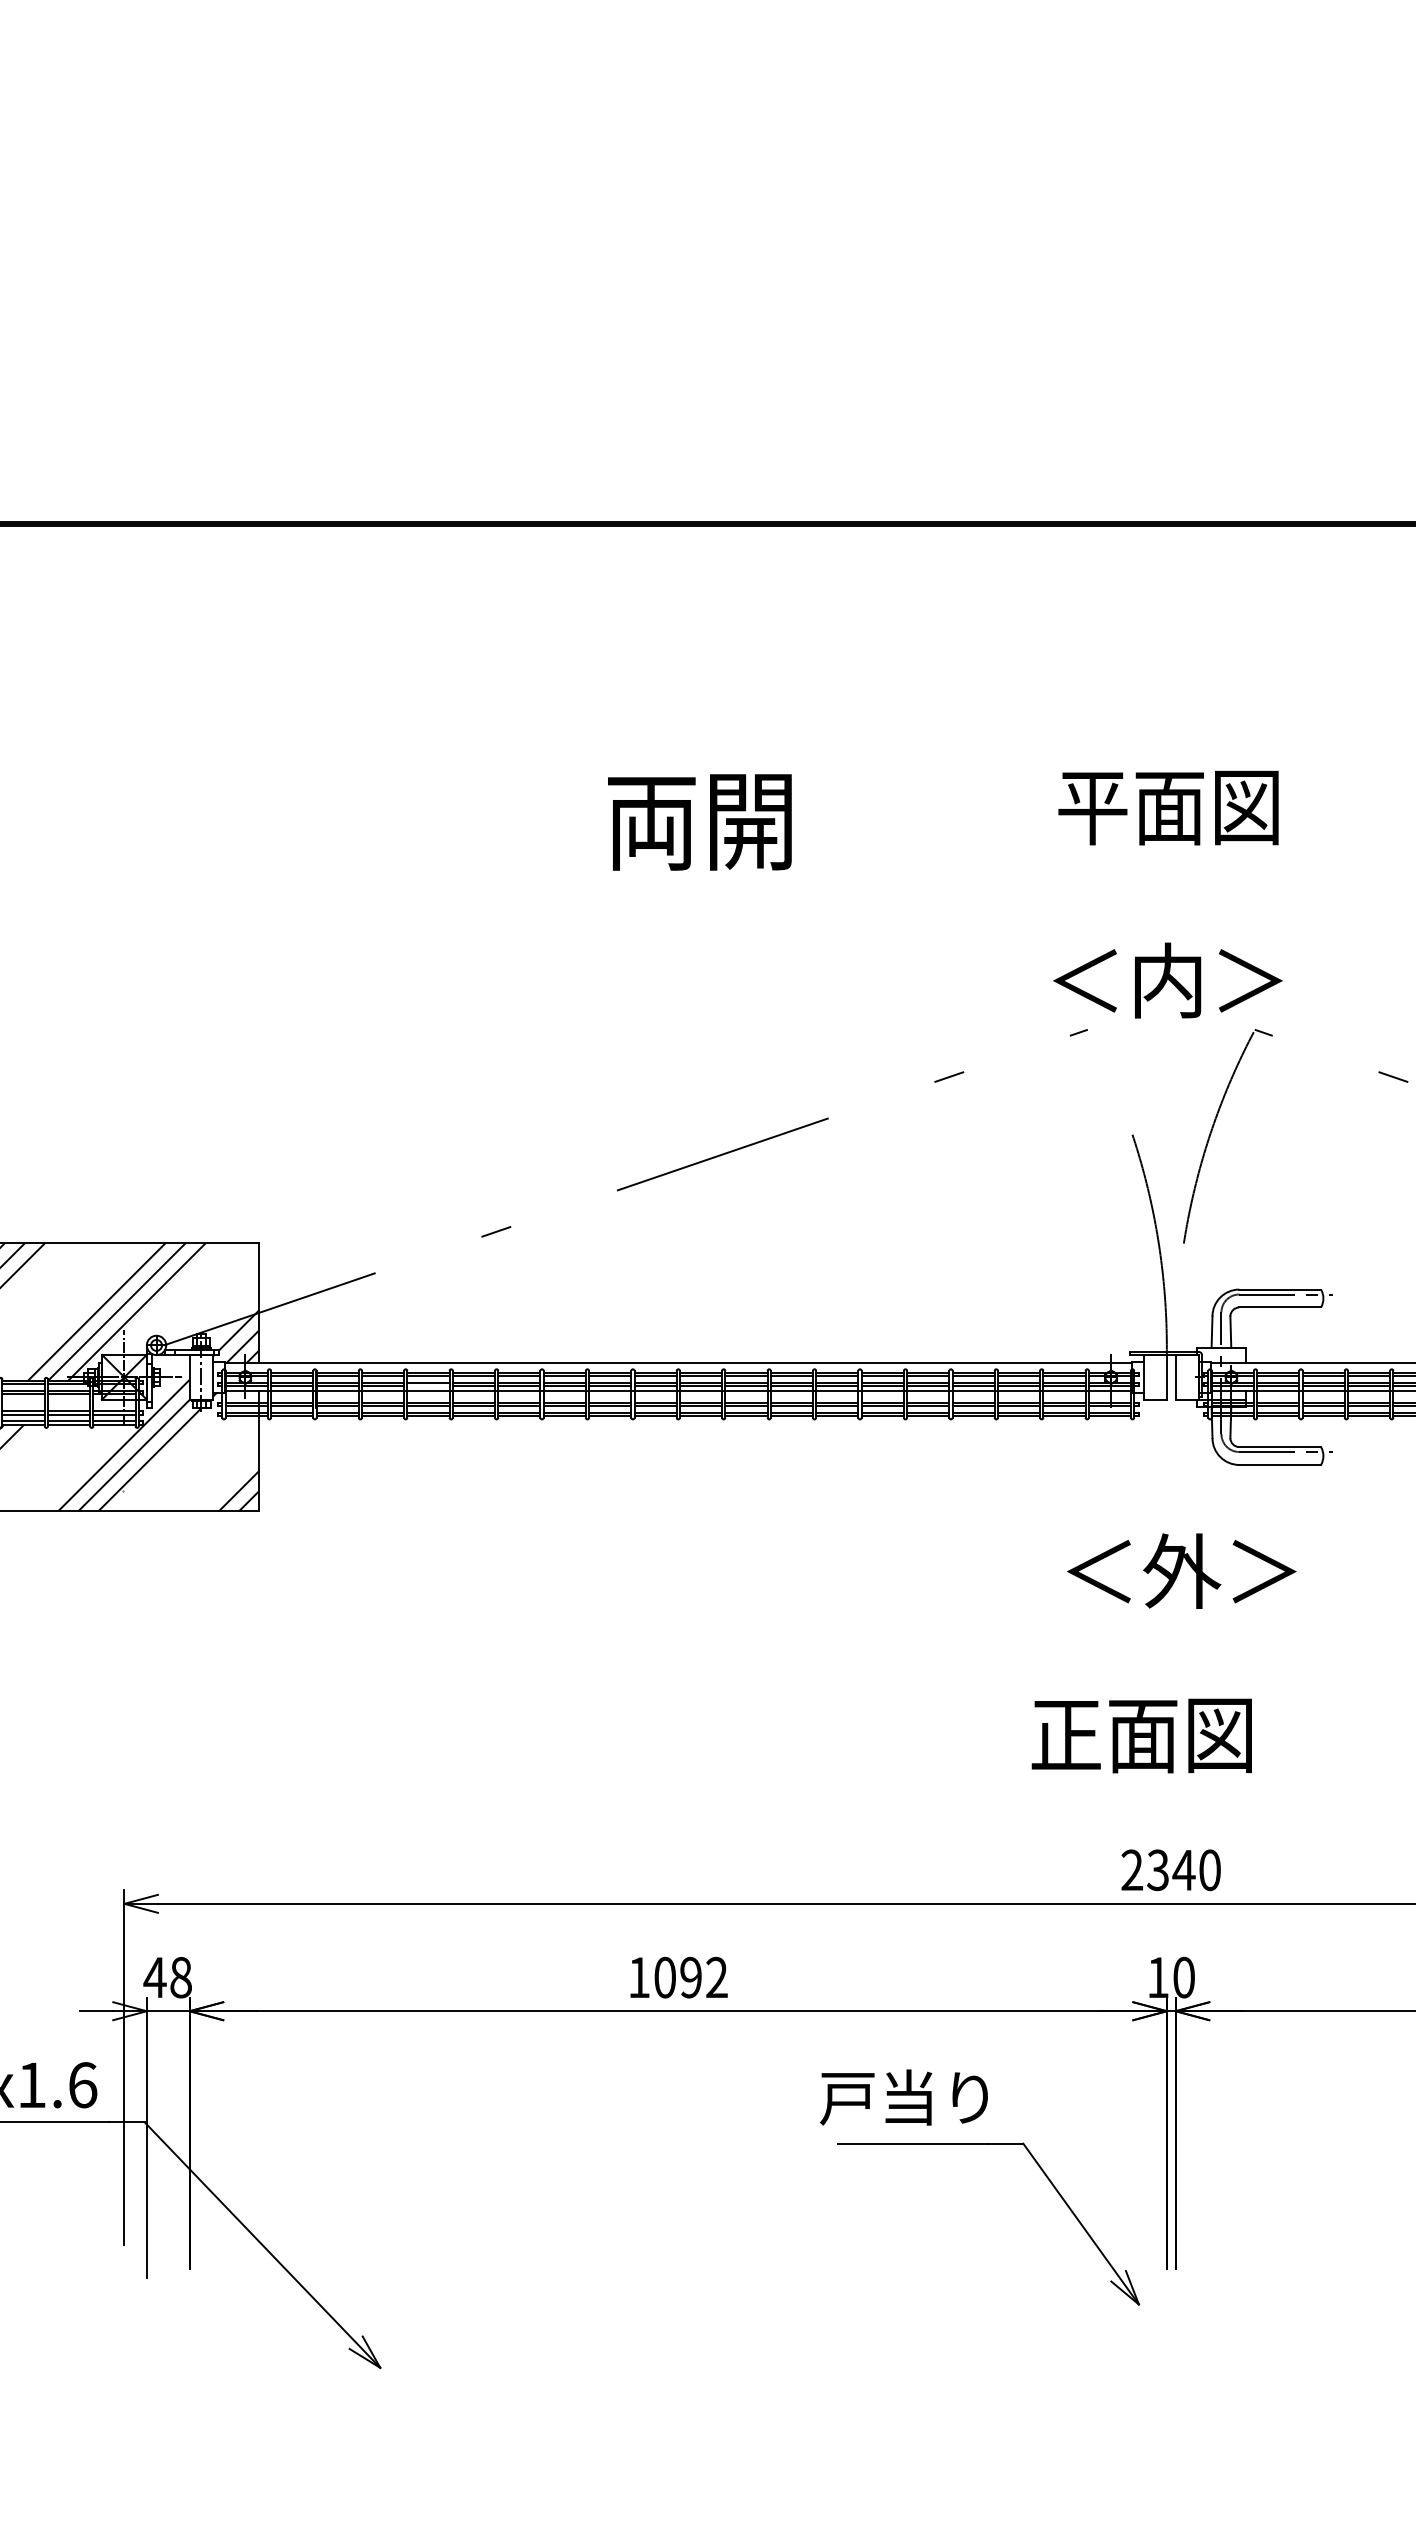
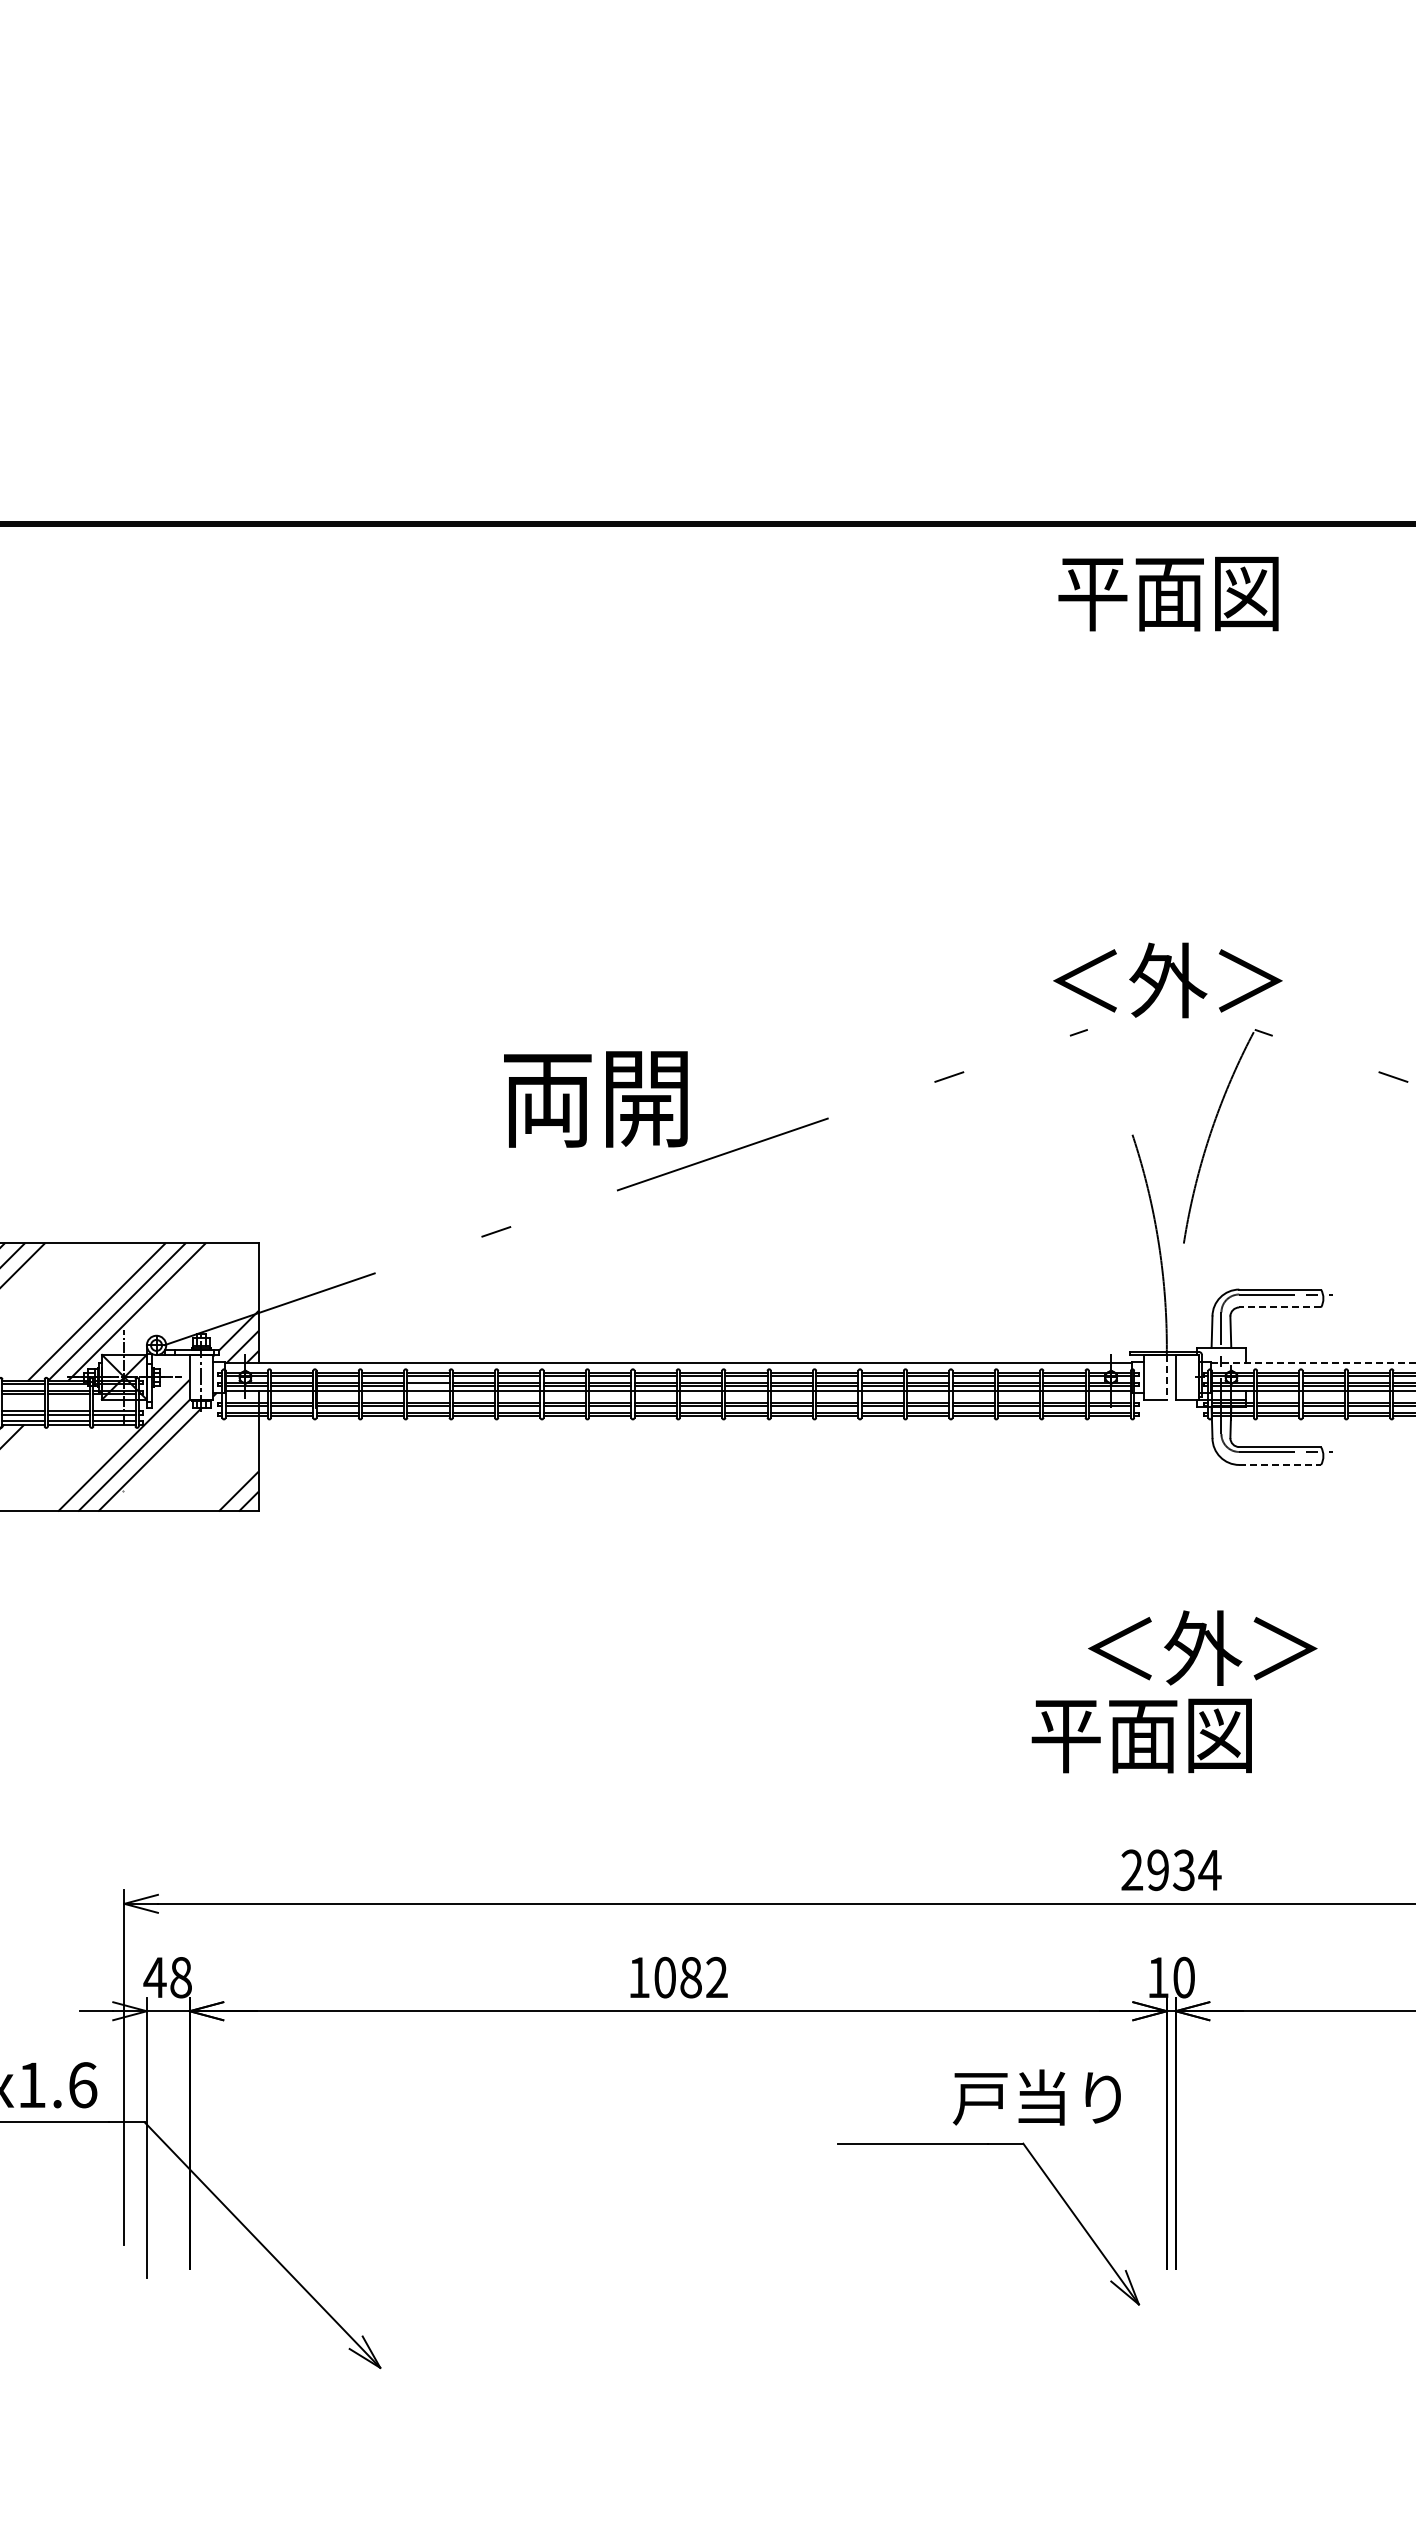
text position: (1168, 807) -> (1168, 593) (1168, 593)
text position: (699, 822) -> (595, 1099) (595, 1099)
text: ＜内＞ -> ＜外＞ (1168, 980)
line: solid -> dashed (1280, 1307)
line: solid -> dashed (1313, 1363)
line: solid -> dashed (1166, 1377)
line: solid -> dashed (1280, 1464)
text position: (1181, 1570) -> (1202, 1647) (1202, 1647)
text: 正面図 -> 平面図 (1065, 1736)
text: 2340 -> 2934 (1184, 1870)
text: 1092 -> 1082 (690, 1977)
text position: (903, 2097) -> (1036, 2097) (1036, 2097)
